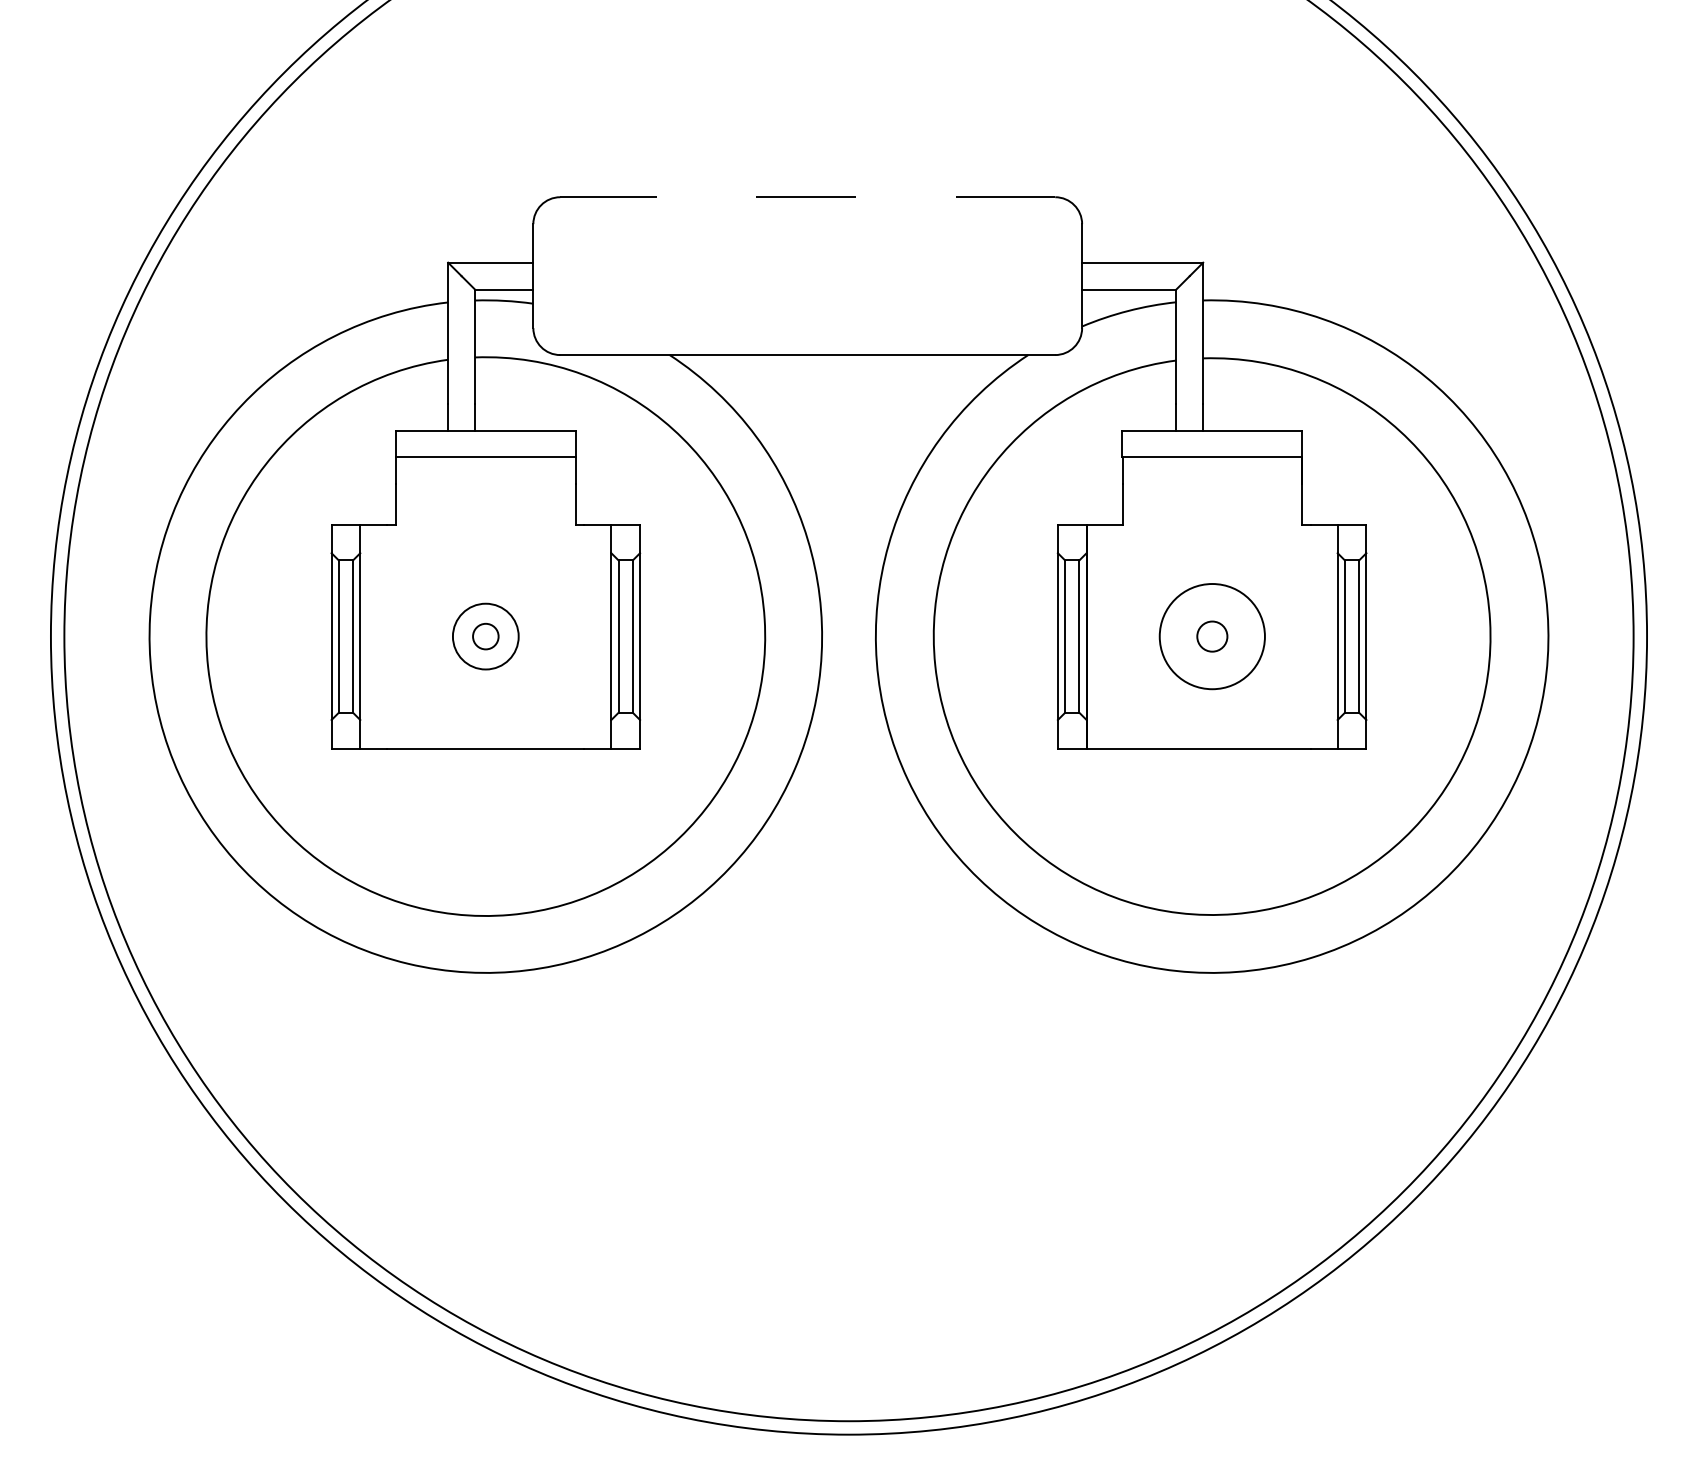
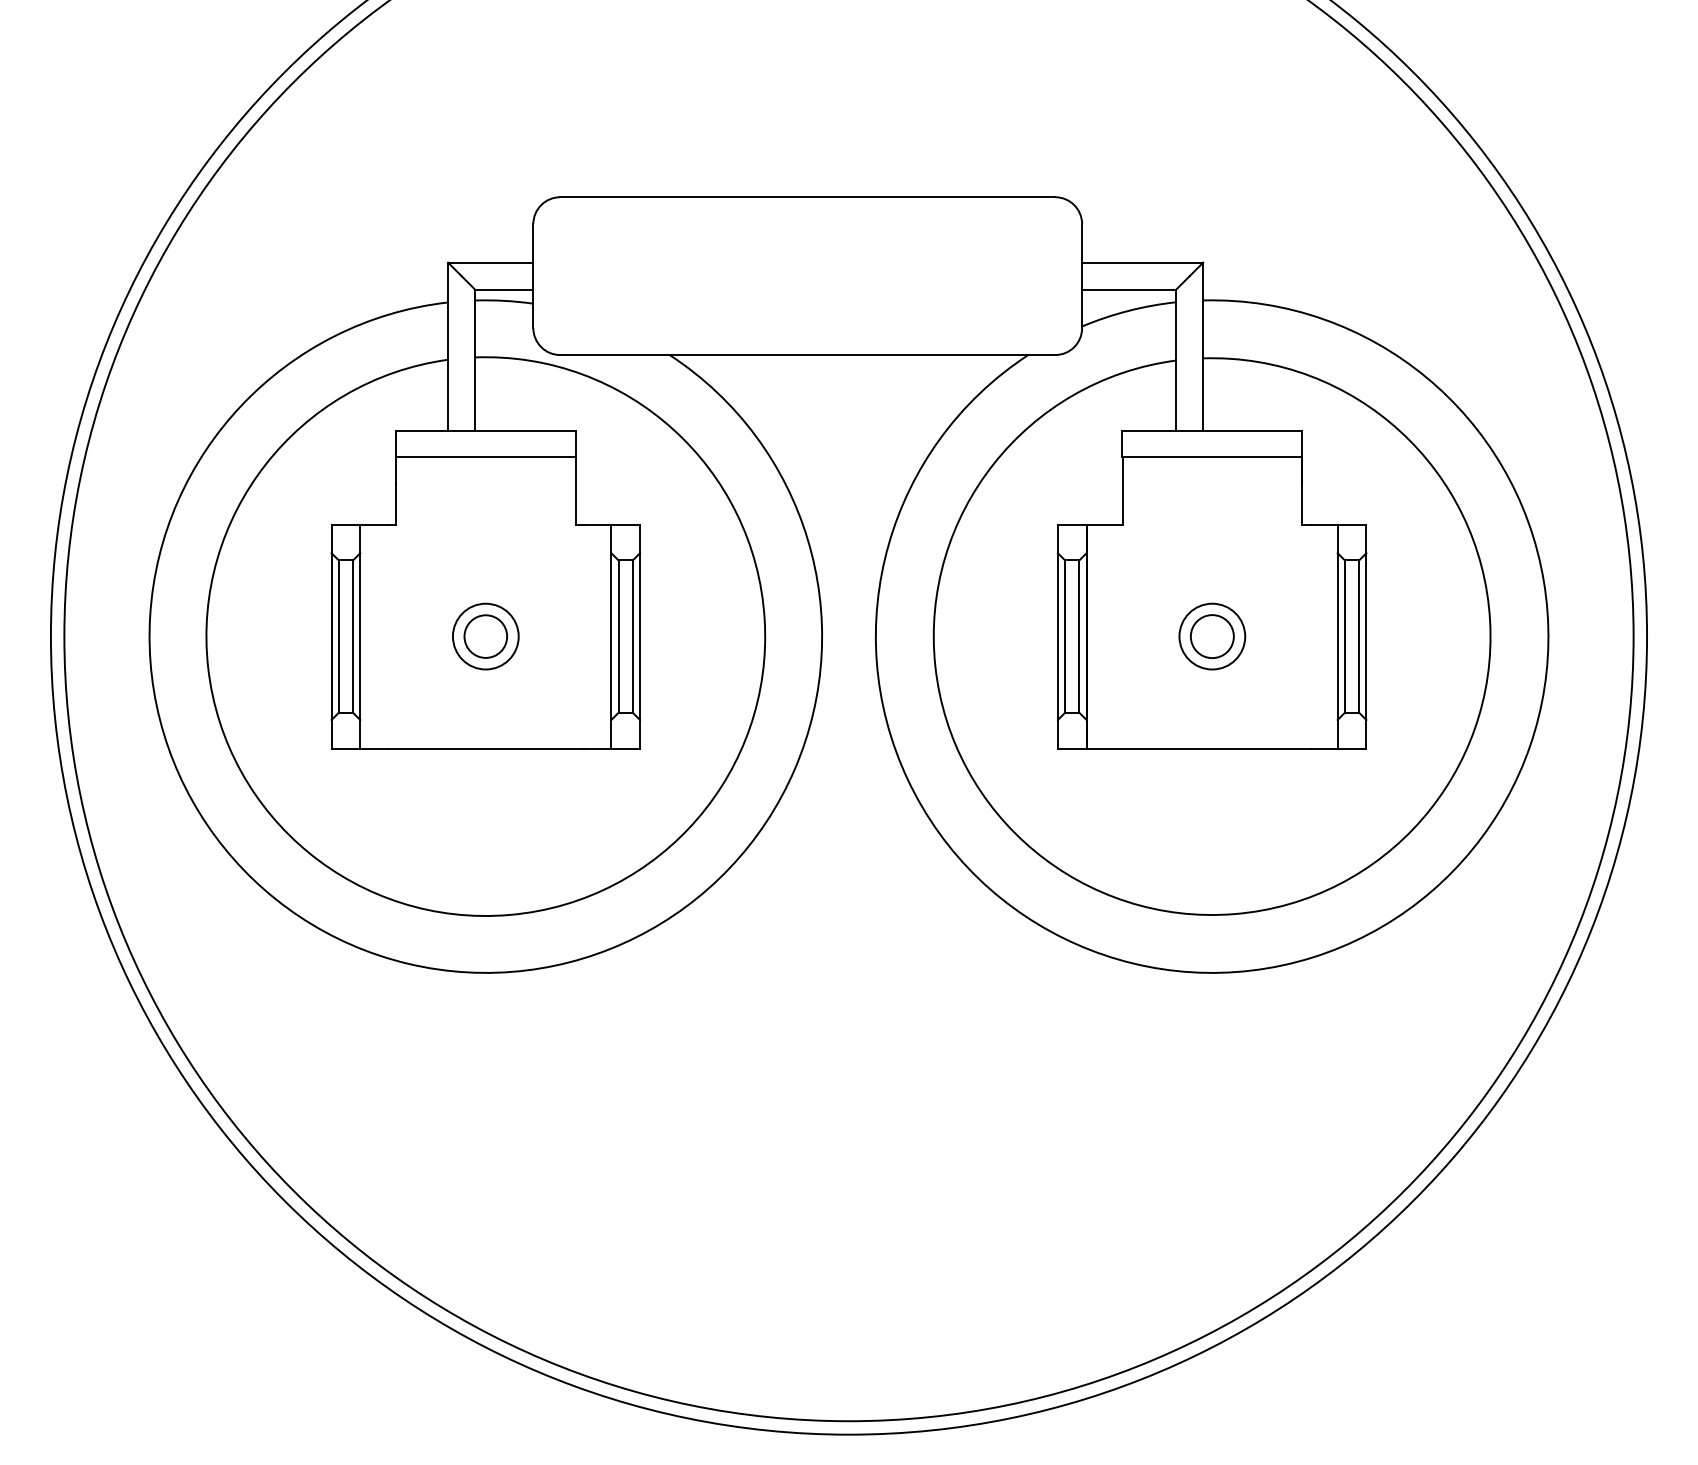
line: dashed -> solid (807, 197)
circle diameter: 26 px -> 43 px (485, 636)
circle diameter: 105 px -> 66 px (1212, 636)
circle diameter: 30 px -> 43 px (1211, 636)
